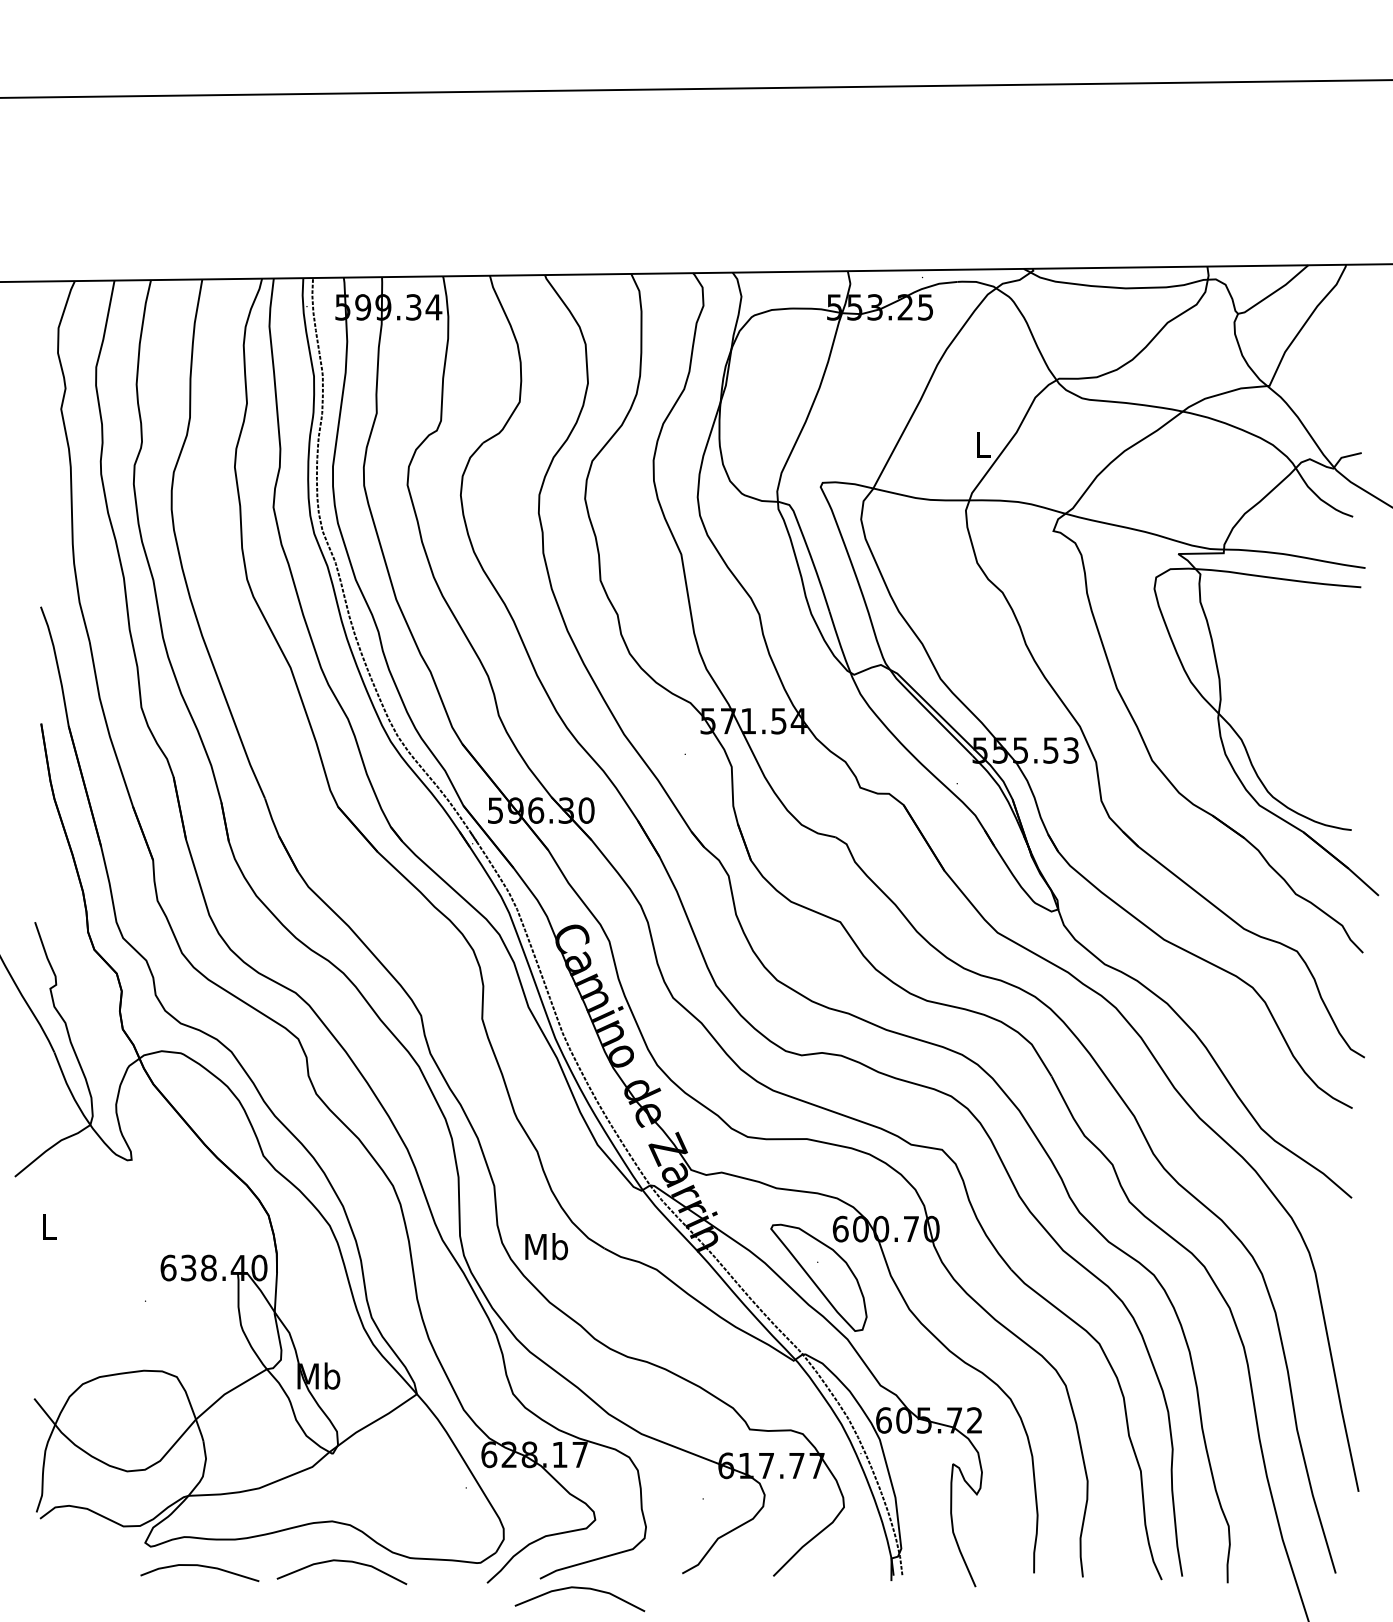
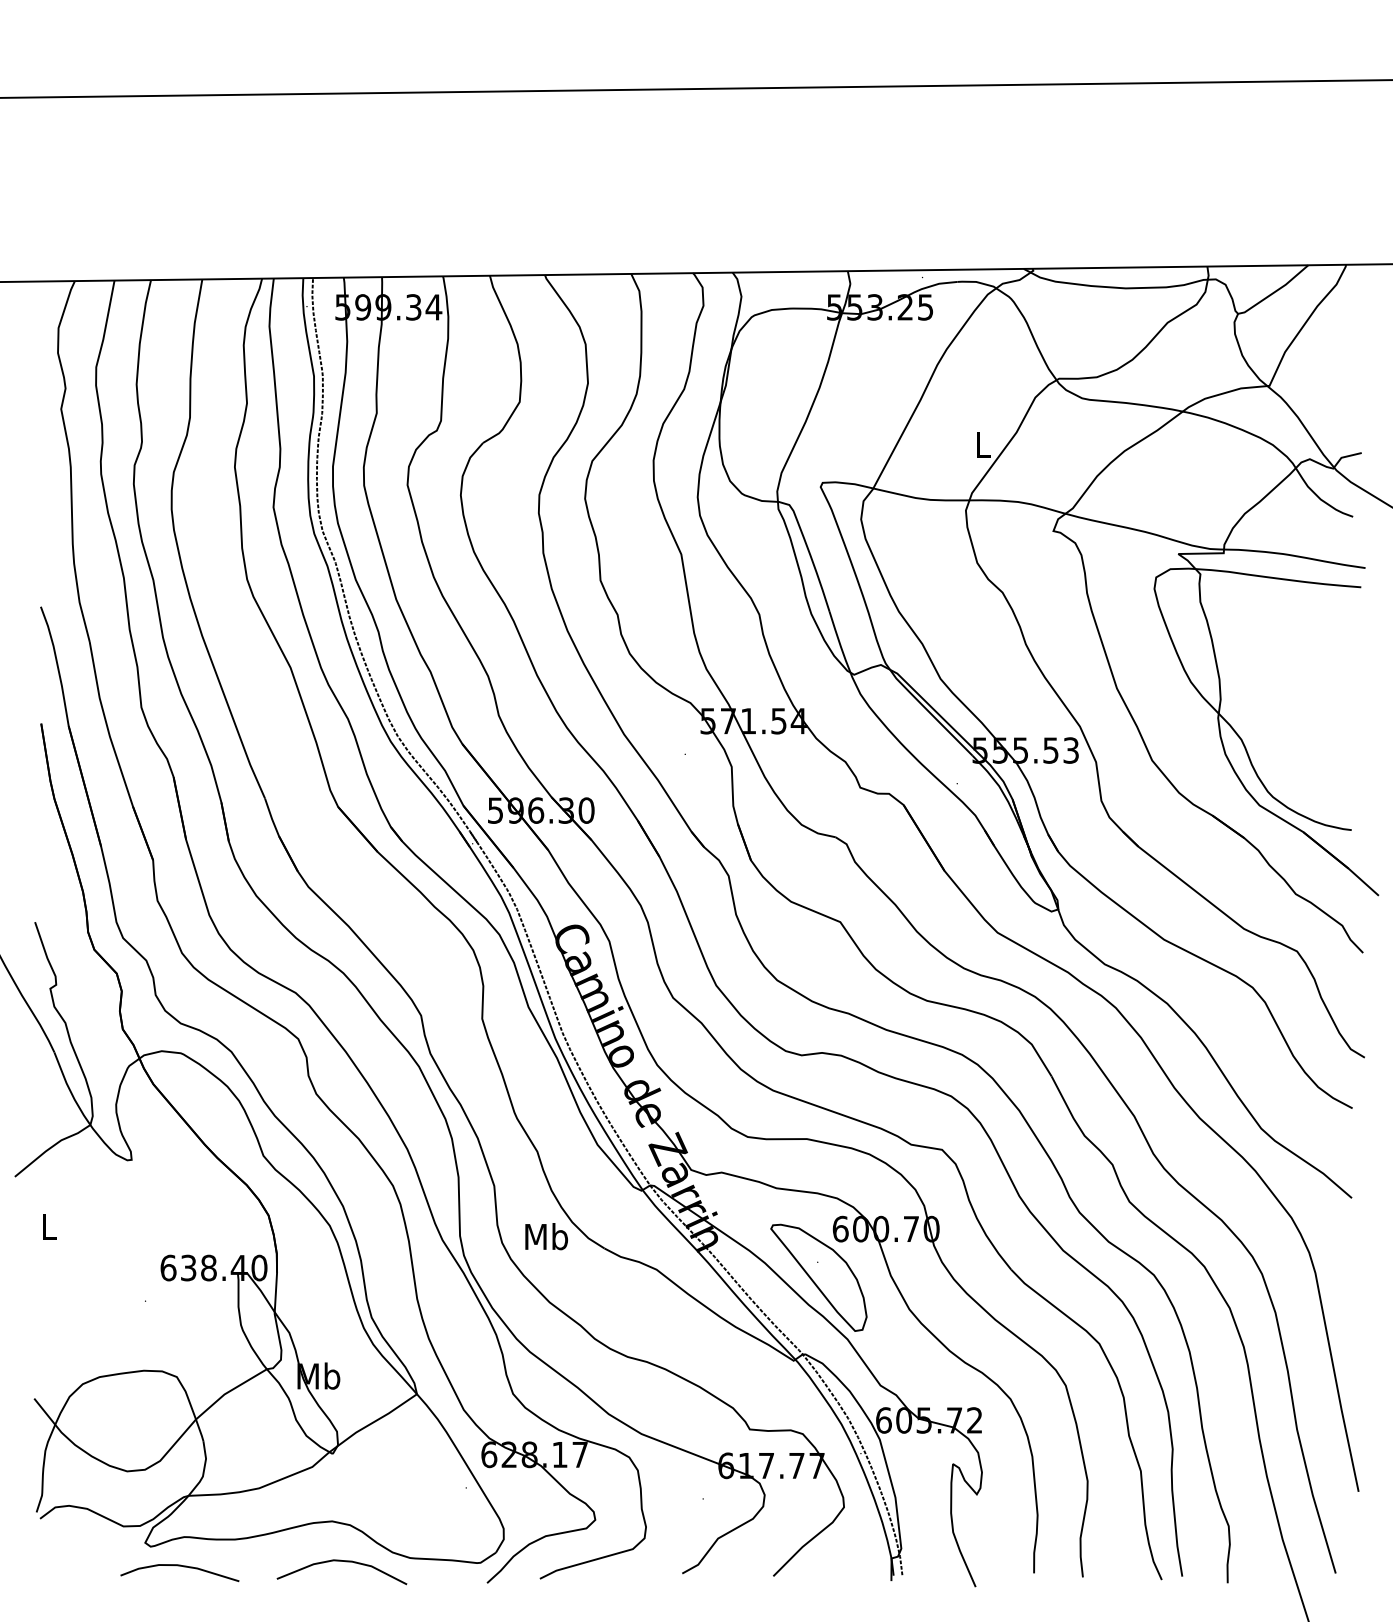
text position: (546, 1246) -> (546, 1236) (546, 1236)
curve position: (199, 1566) -> (179, 1566) (179, 1566)
curve: present -> none (583, 1589)
